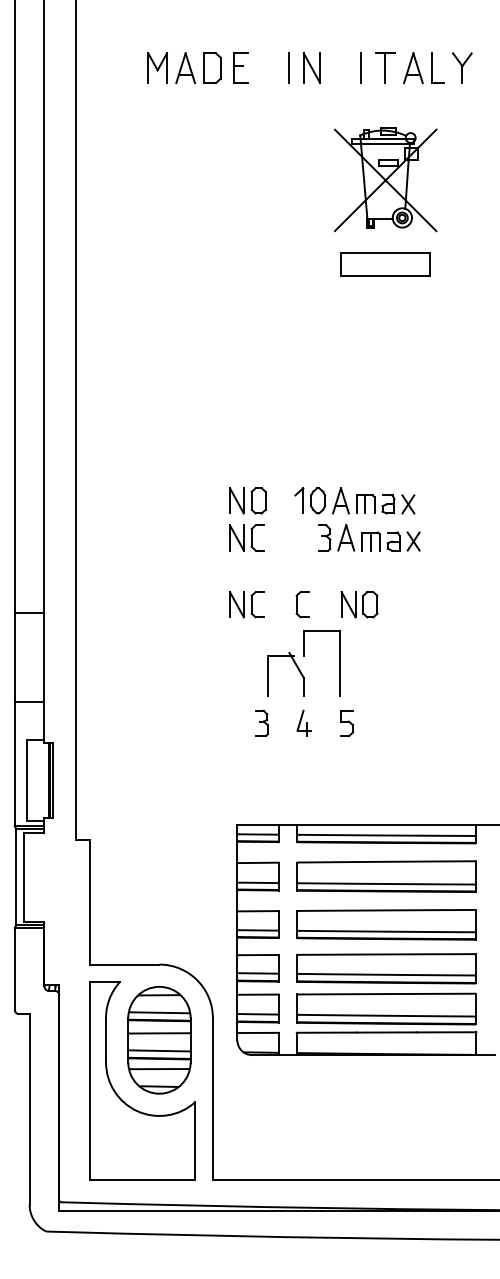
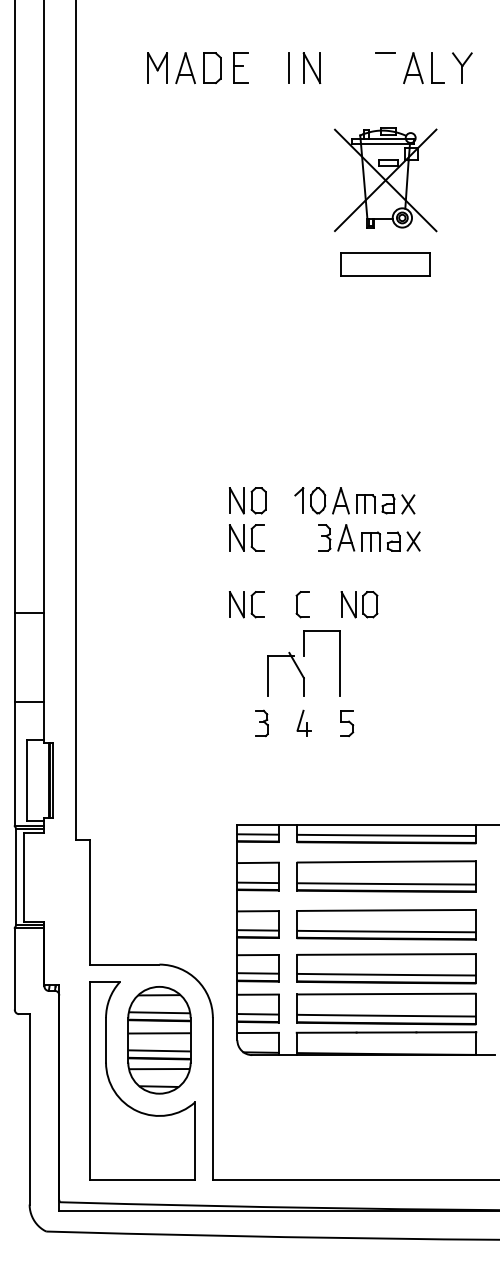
line: present -> none (361, 68)
line: present -> none (385, 68)
